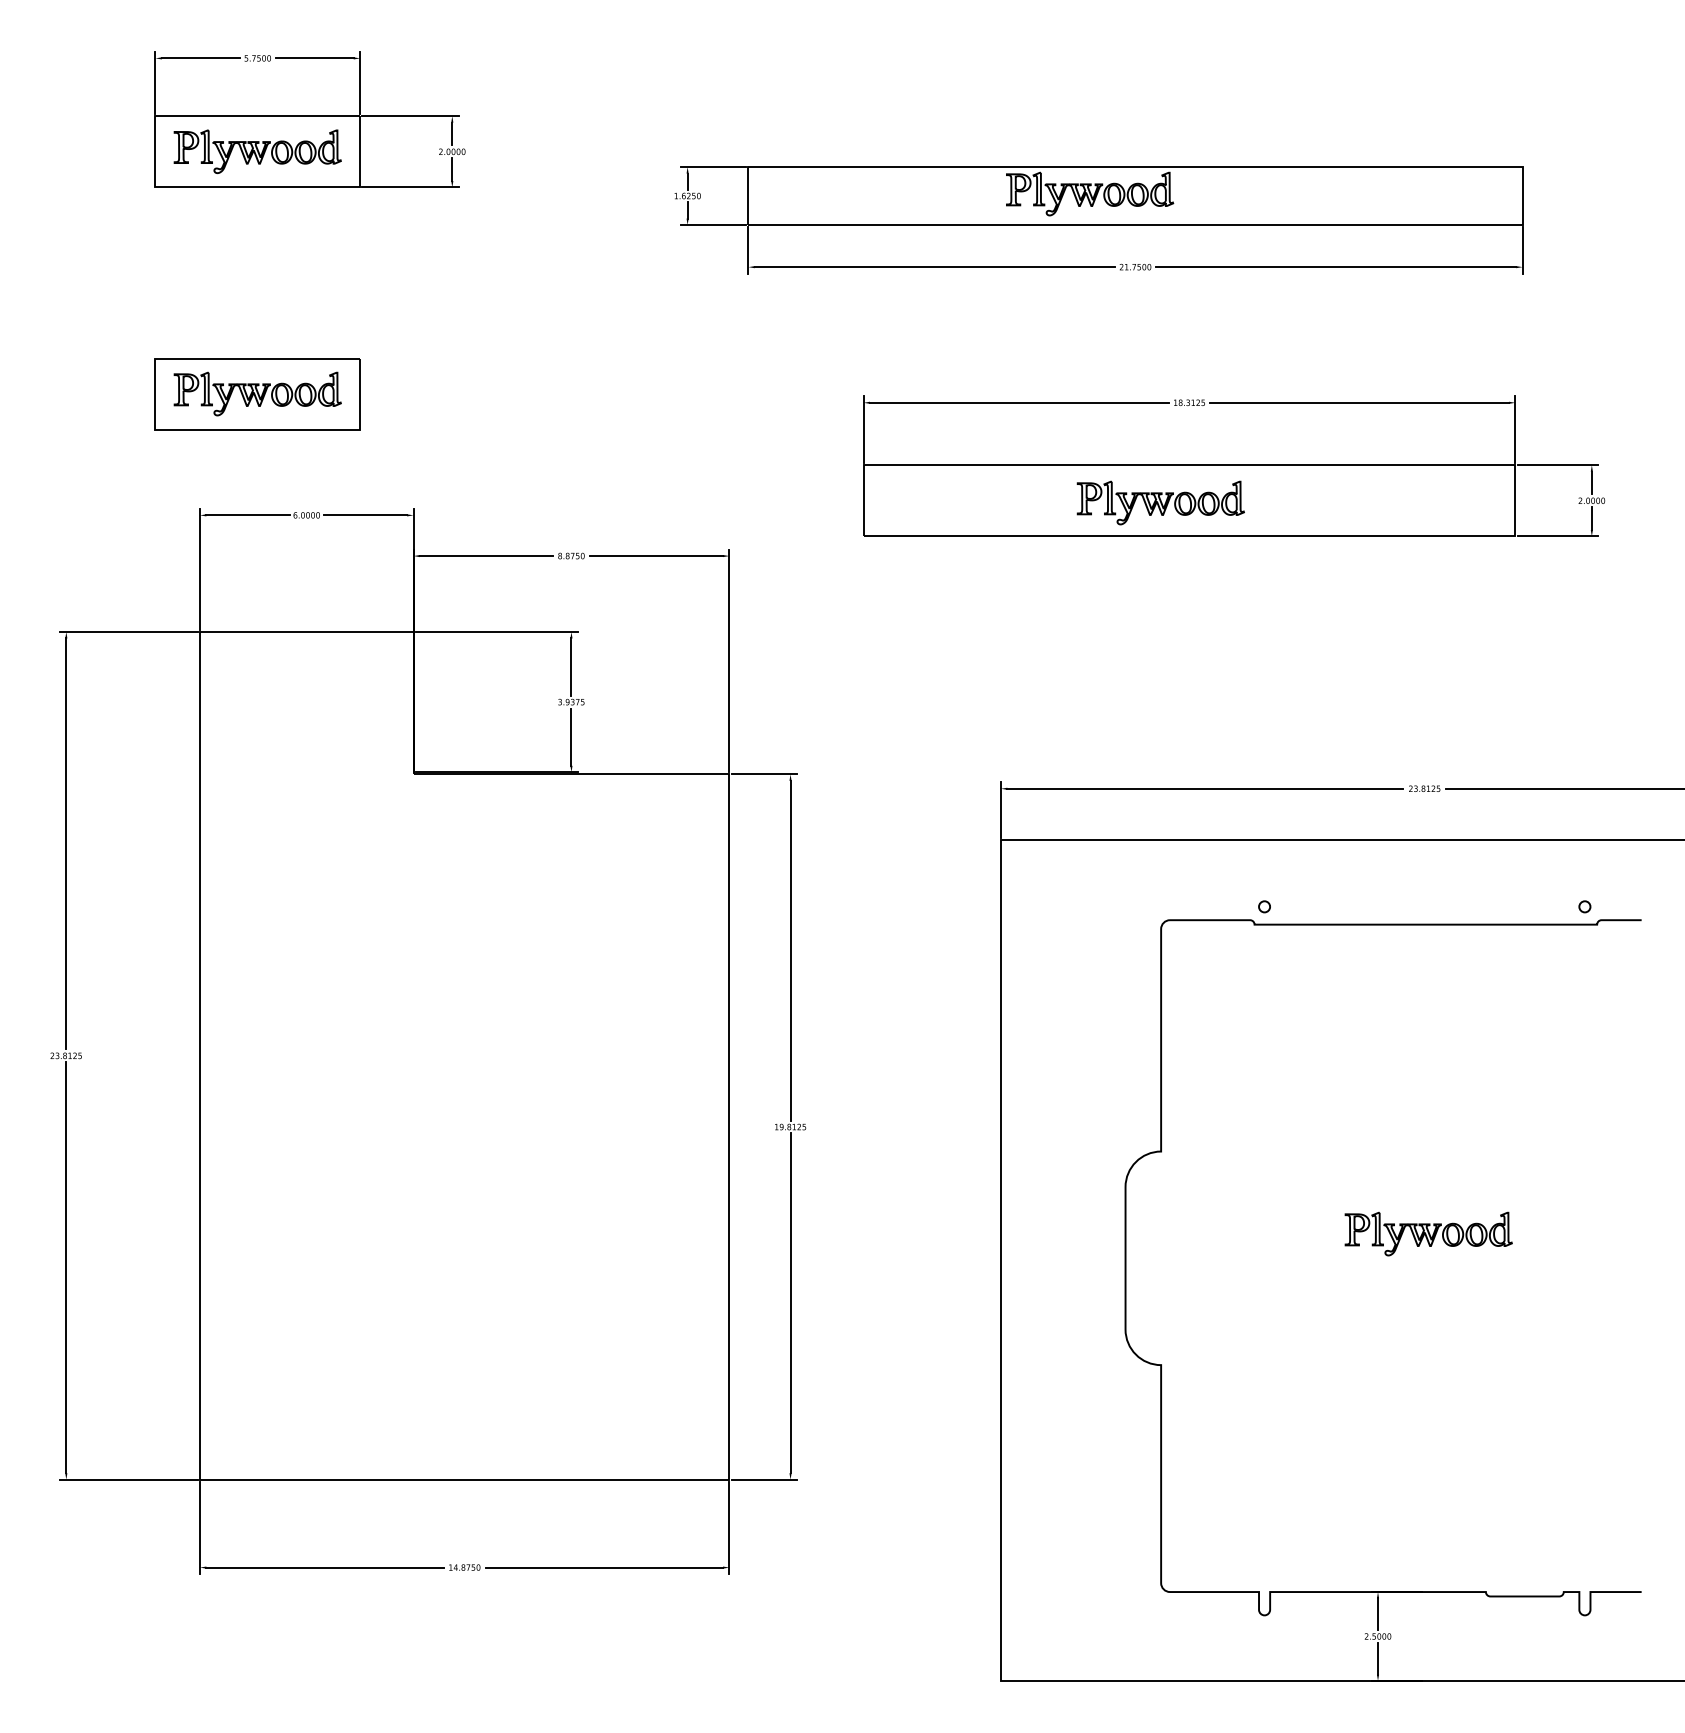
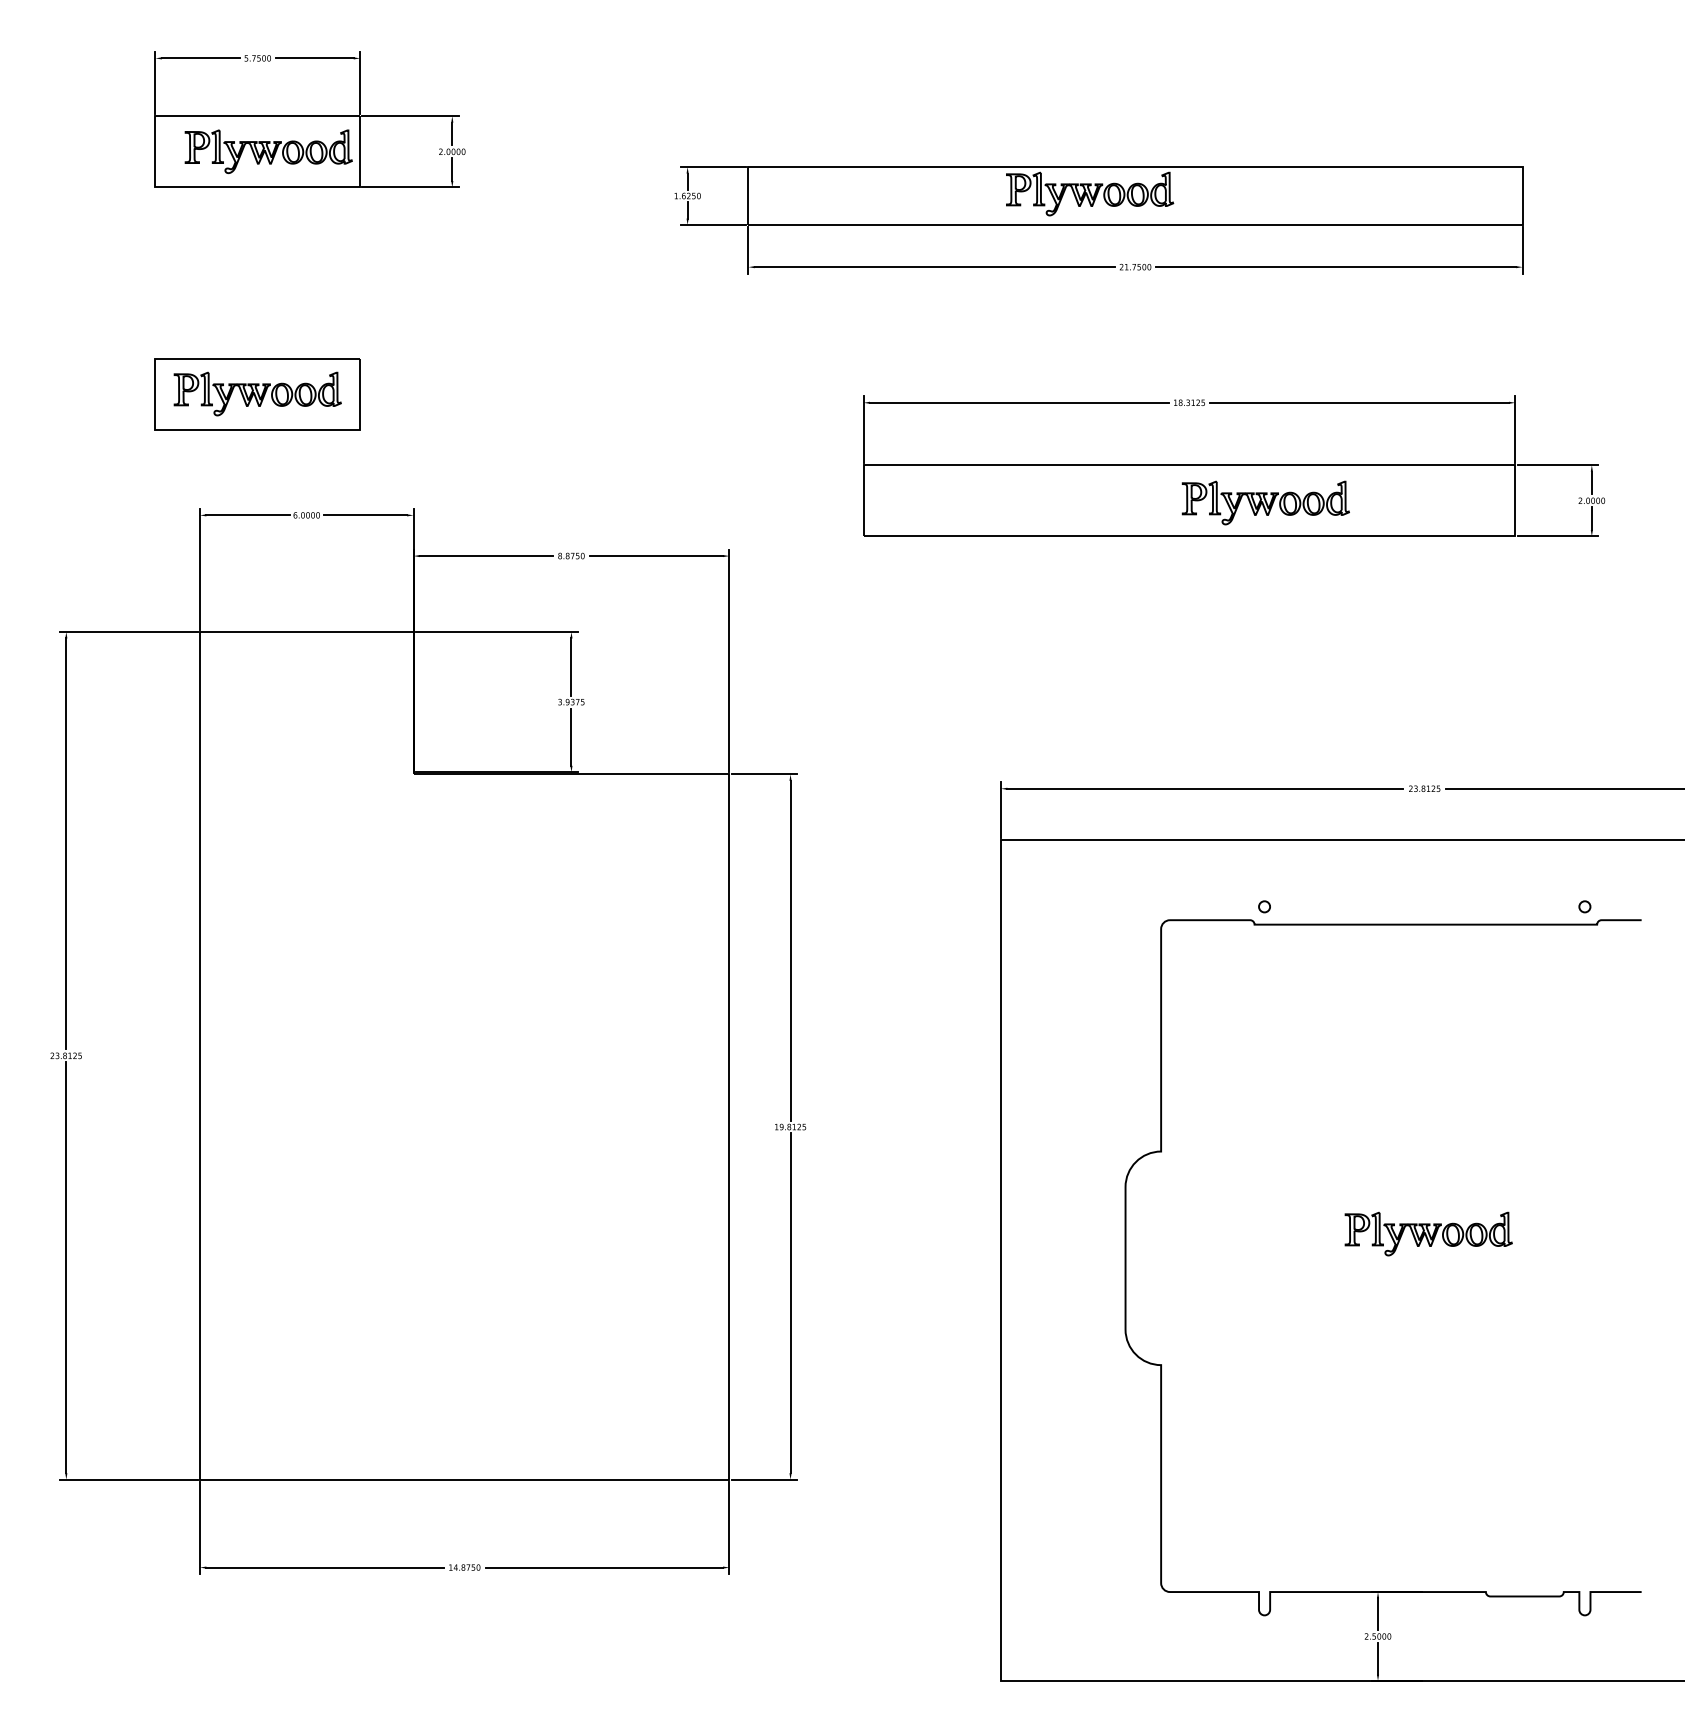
part position: (257, 151) -> (268, 151) (268, 151)
part position: (1160, 502) -> (1265, 502) (1265, 502)
